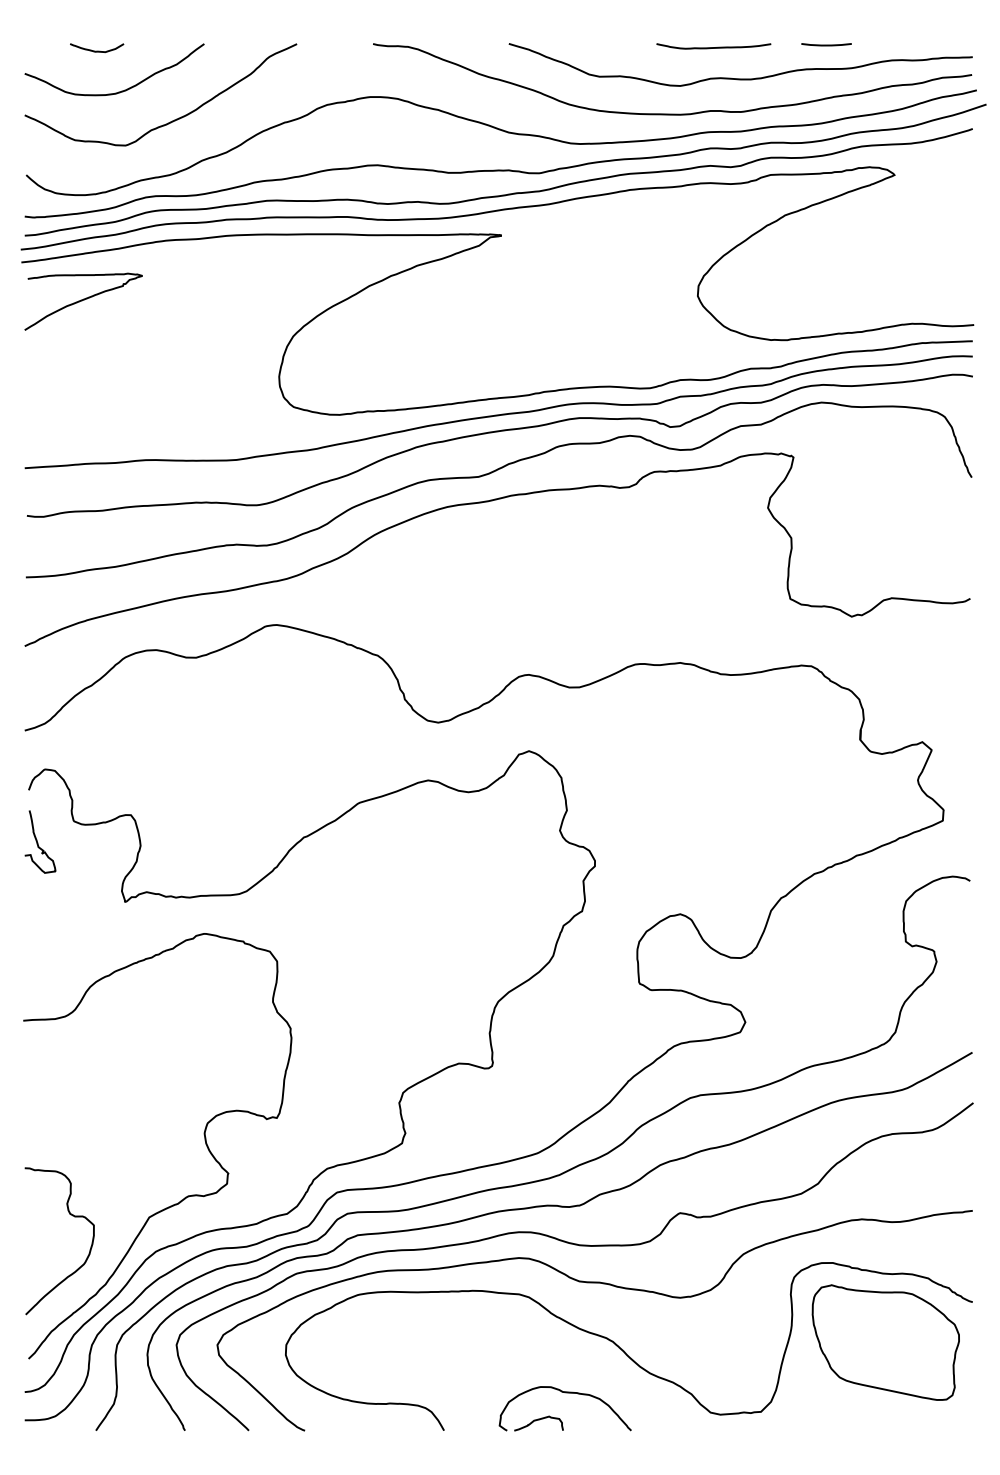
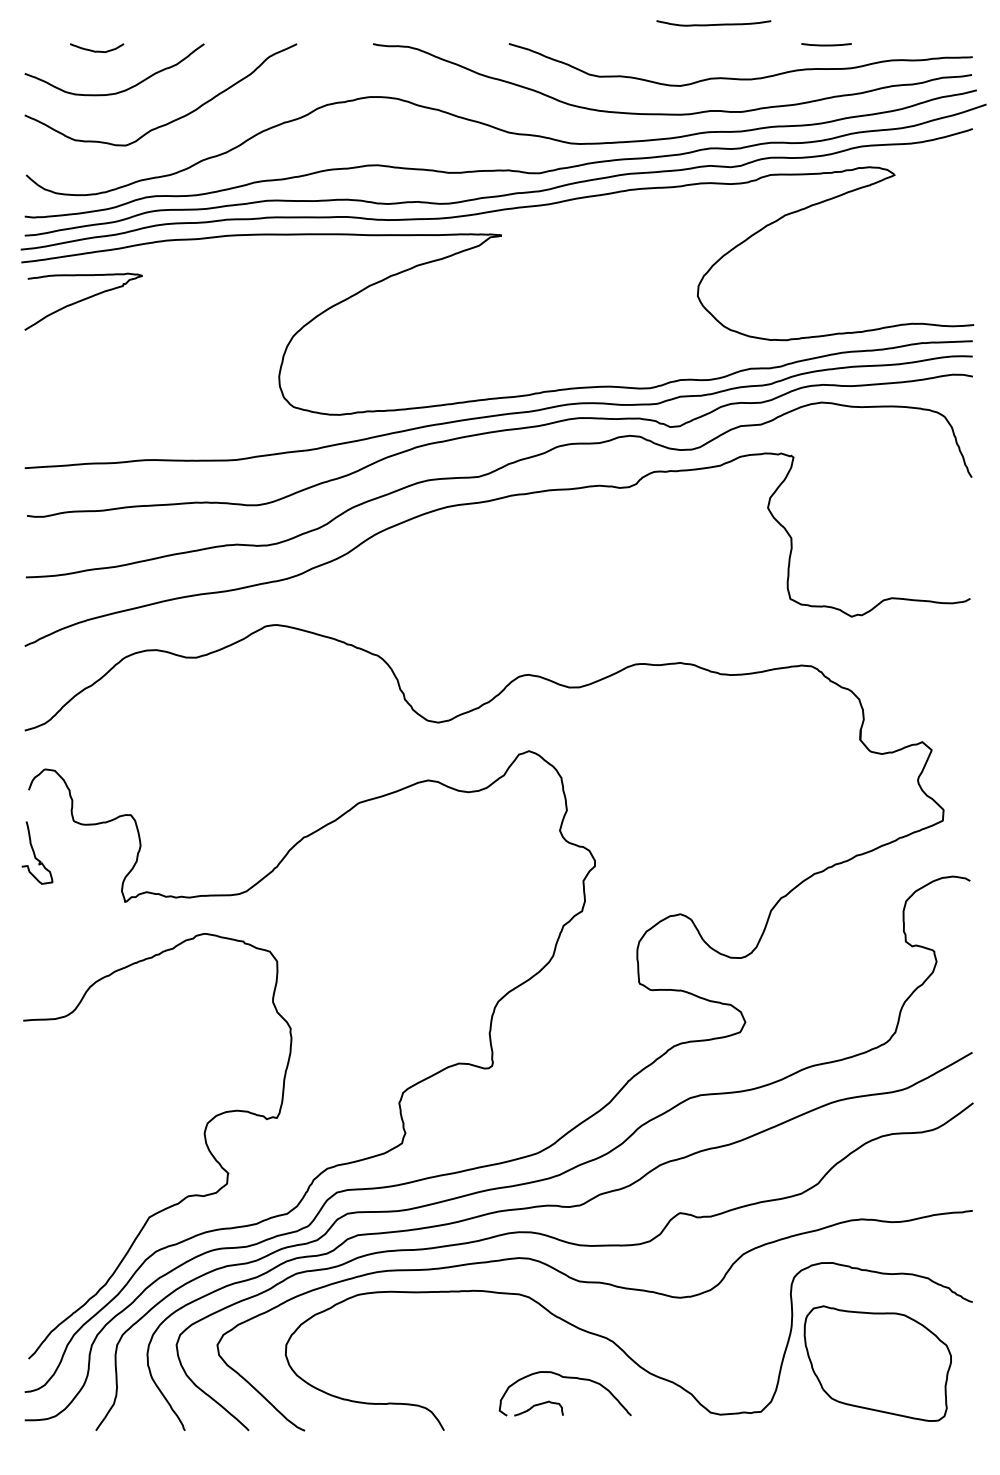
curve position: (713, 47) -> (713, 24) (713, 24)
curve position: (38, 842) -> (35, 853) (35, 853)
curve: present -> none (72, 1216)
part position: (885, 1342) -> (877, 1363) (877, 1363)
part position: (560, 1418) -> (560, 1403) (560, 1403)
